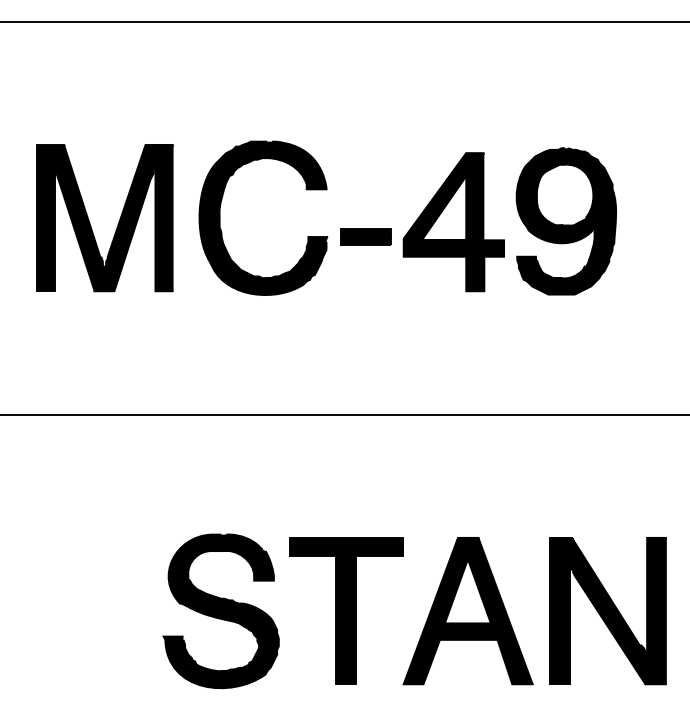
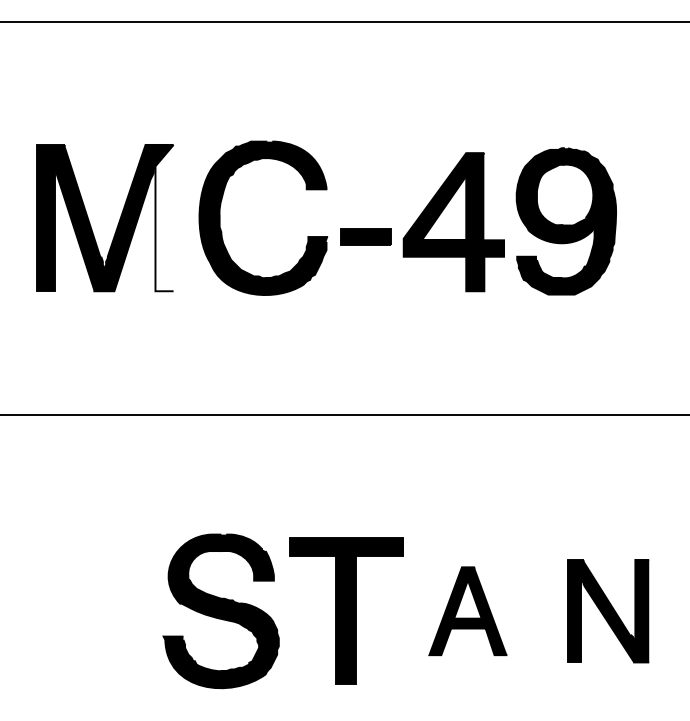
fill: present -> none (164, 217)
part size: 132x149 px -> 80x91 px (467, 611)
part size: 118x149 px -> 83x105 px (608, 611)
